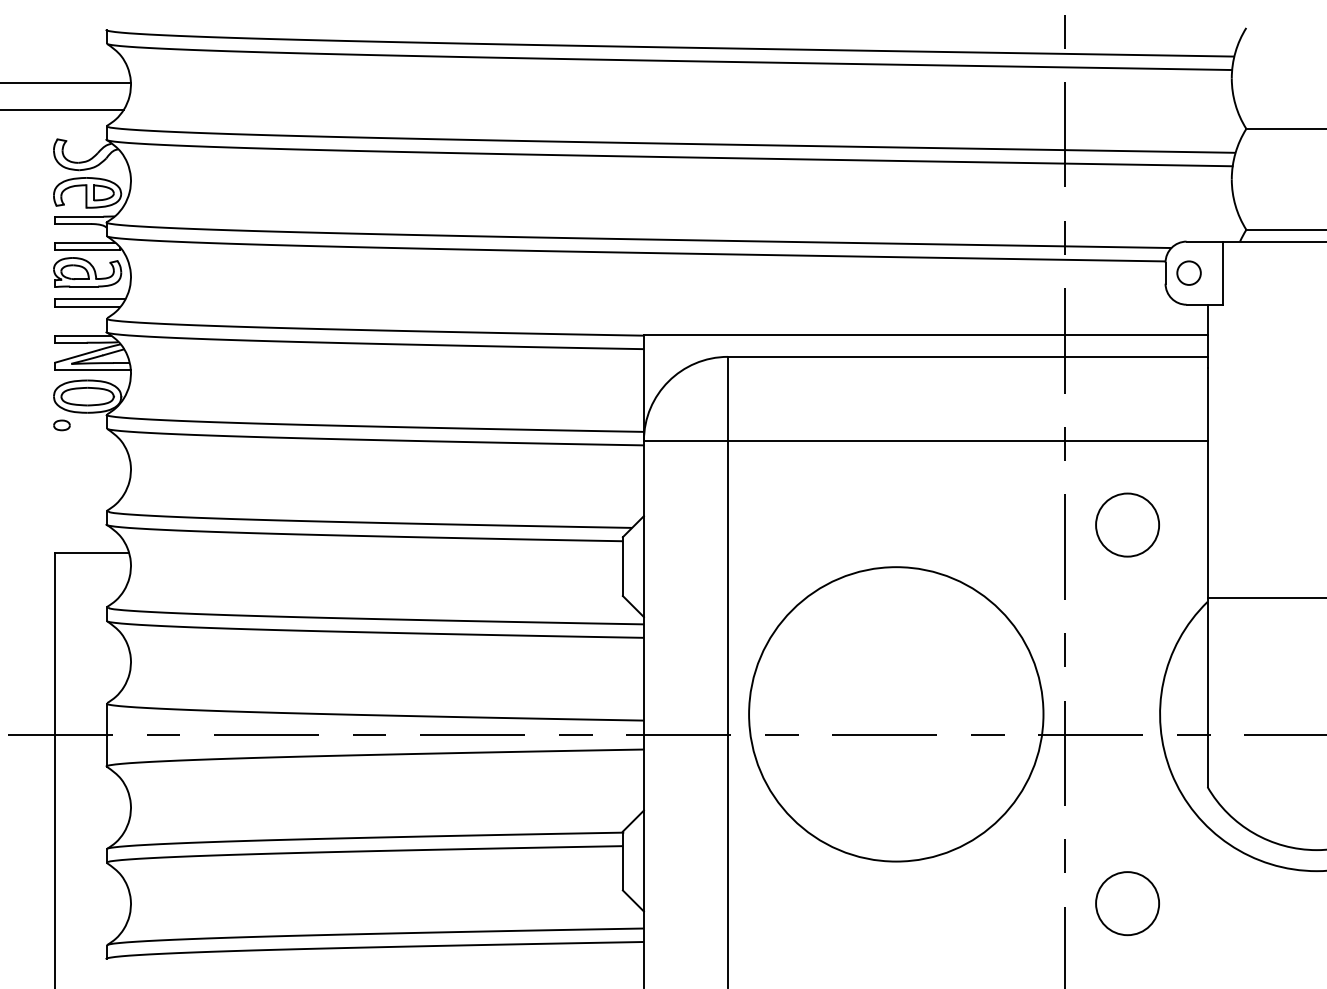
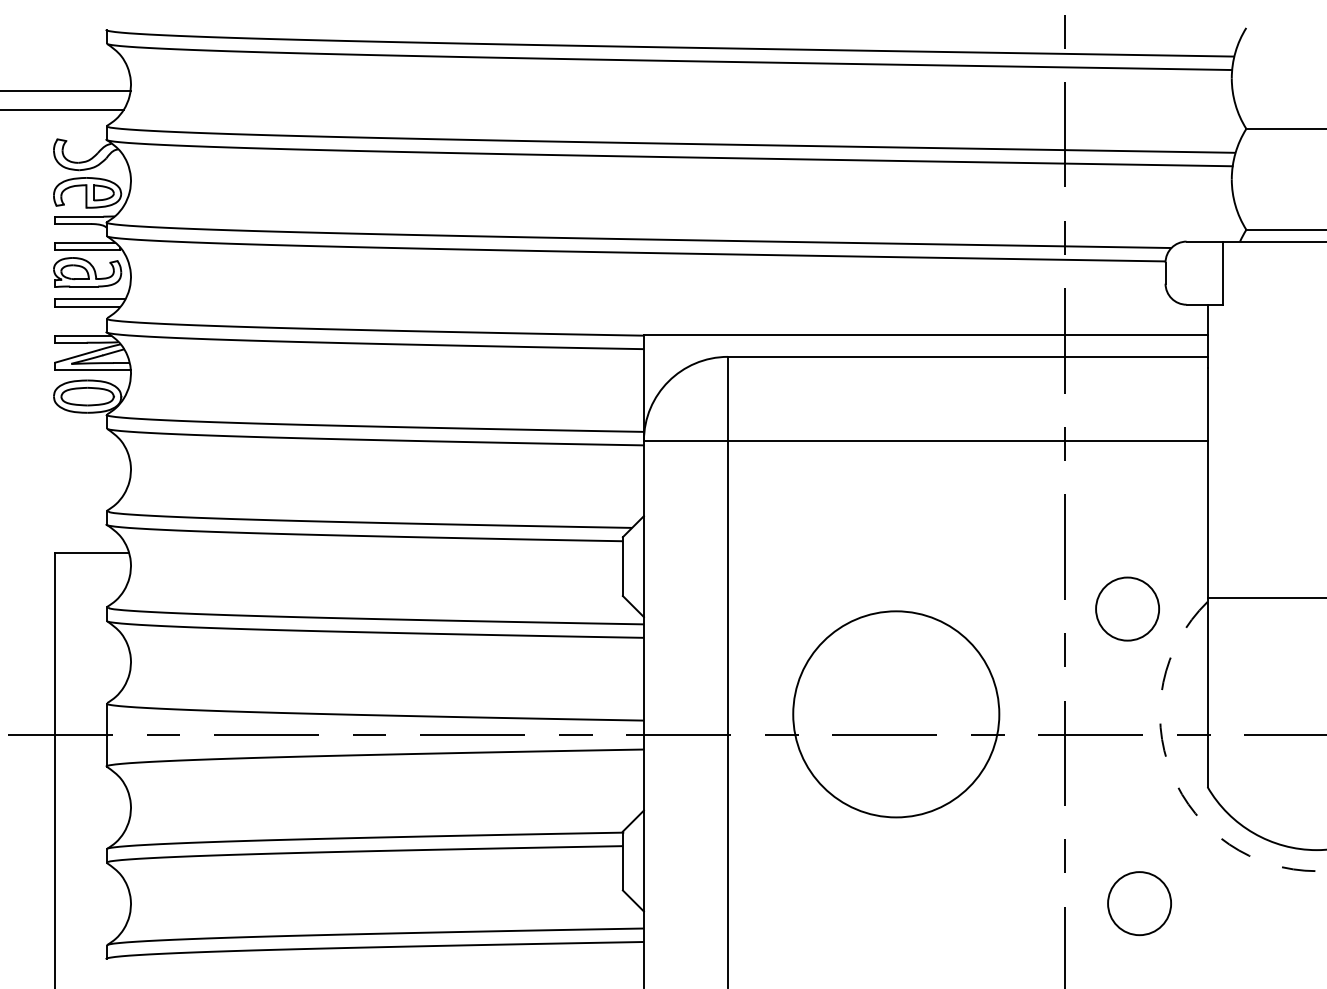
line position: (66, 82) -> (66, 90) (66, 90)
circle: present -> none (1188, 272)
part: present -> none (61, 425)
circle position: (1127, 524) -> (1127, 608) (1127, 608)
circle diameter: 294 px -> 206 px (896, 714)
arc: solid -> dashed (1173, 777)
circle position: (1127, 903) -> (1139, 903) (1139, 903)
